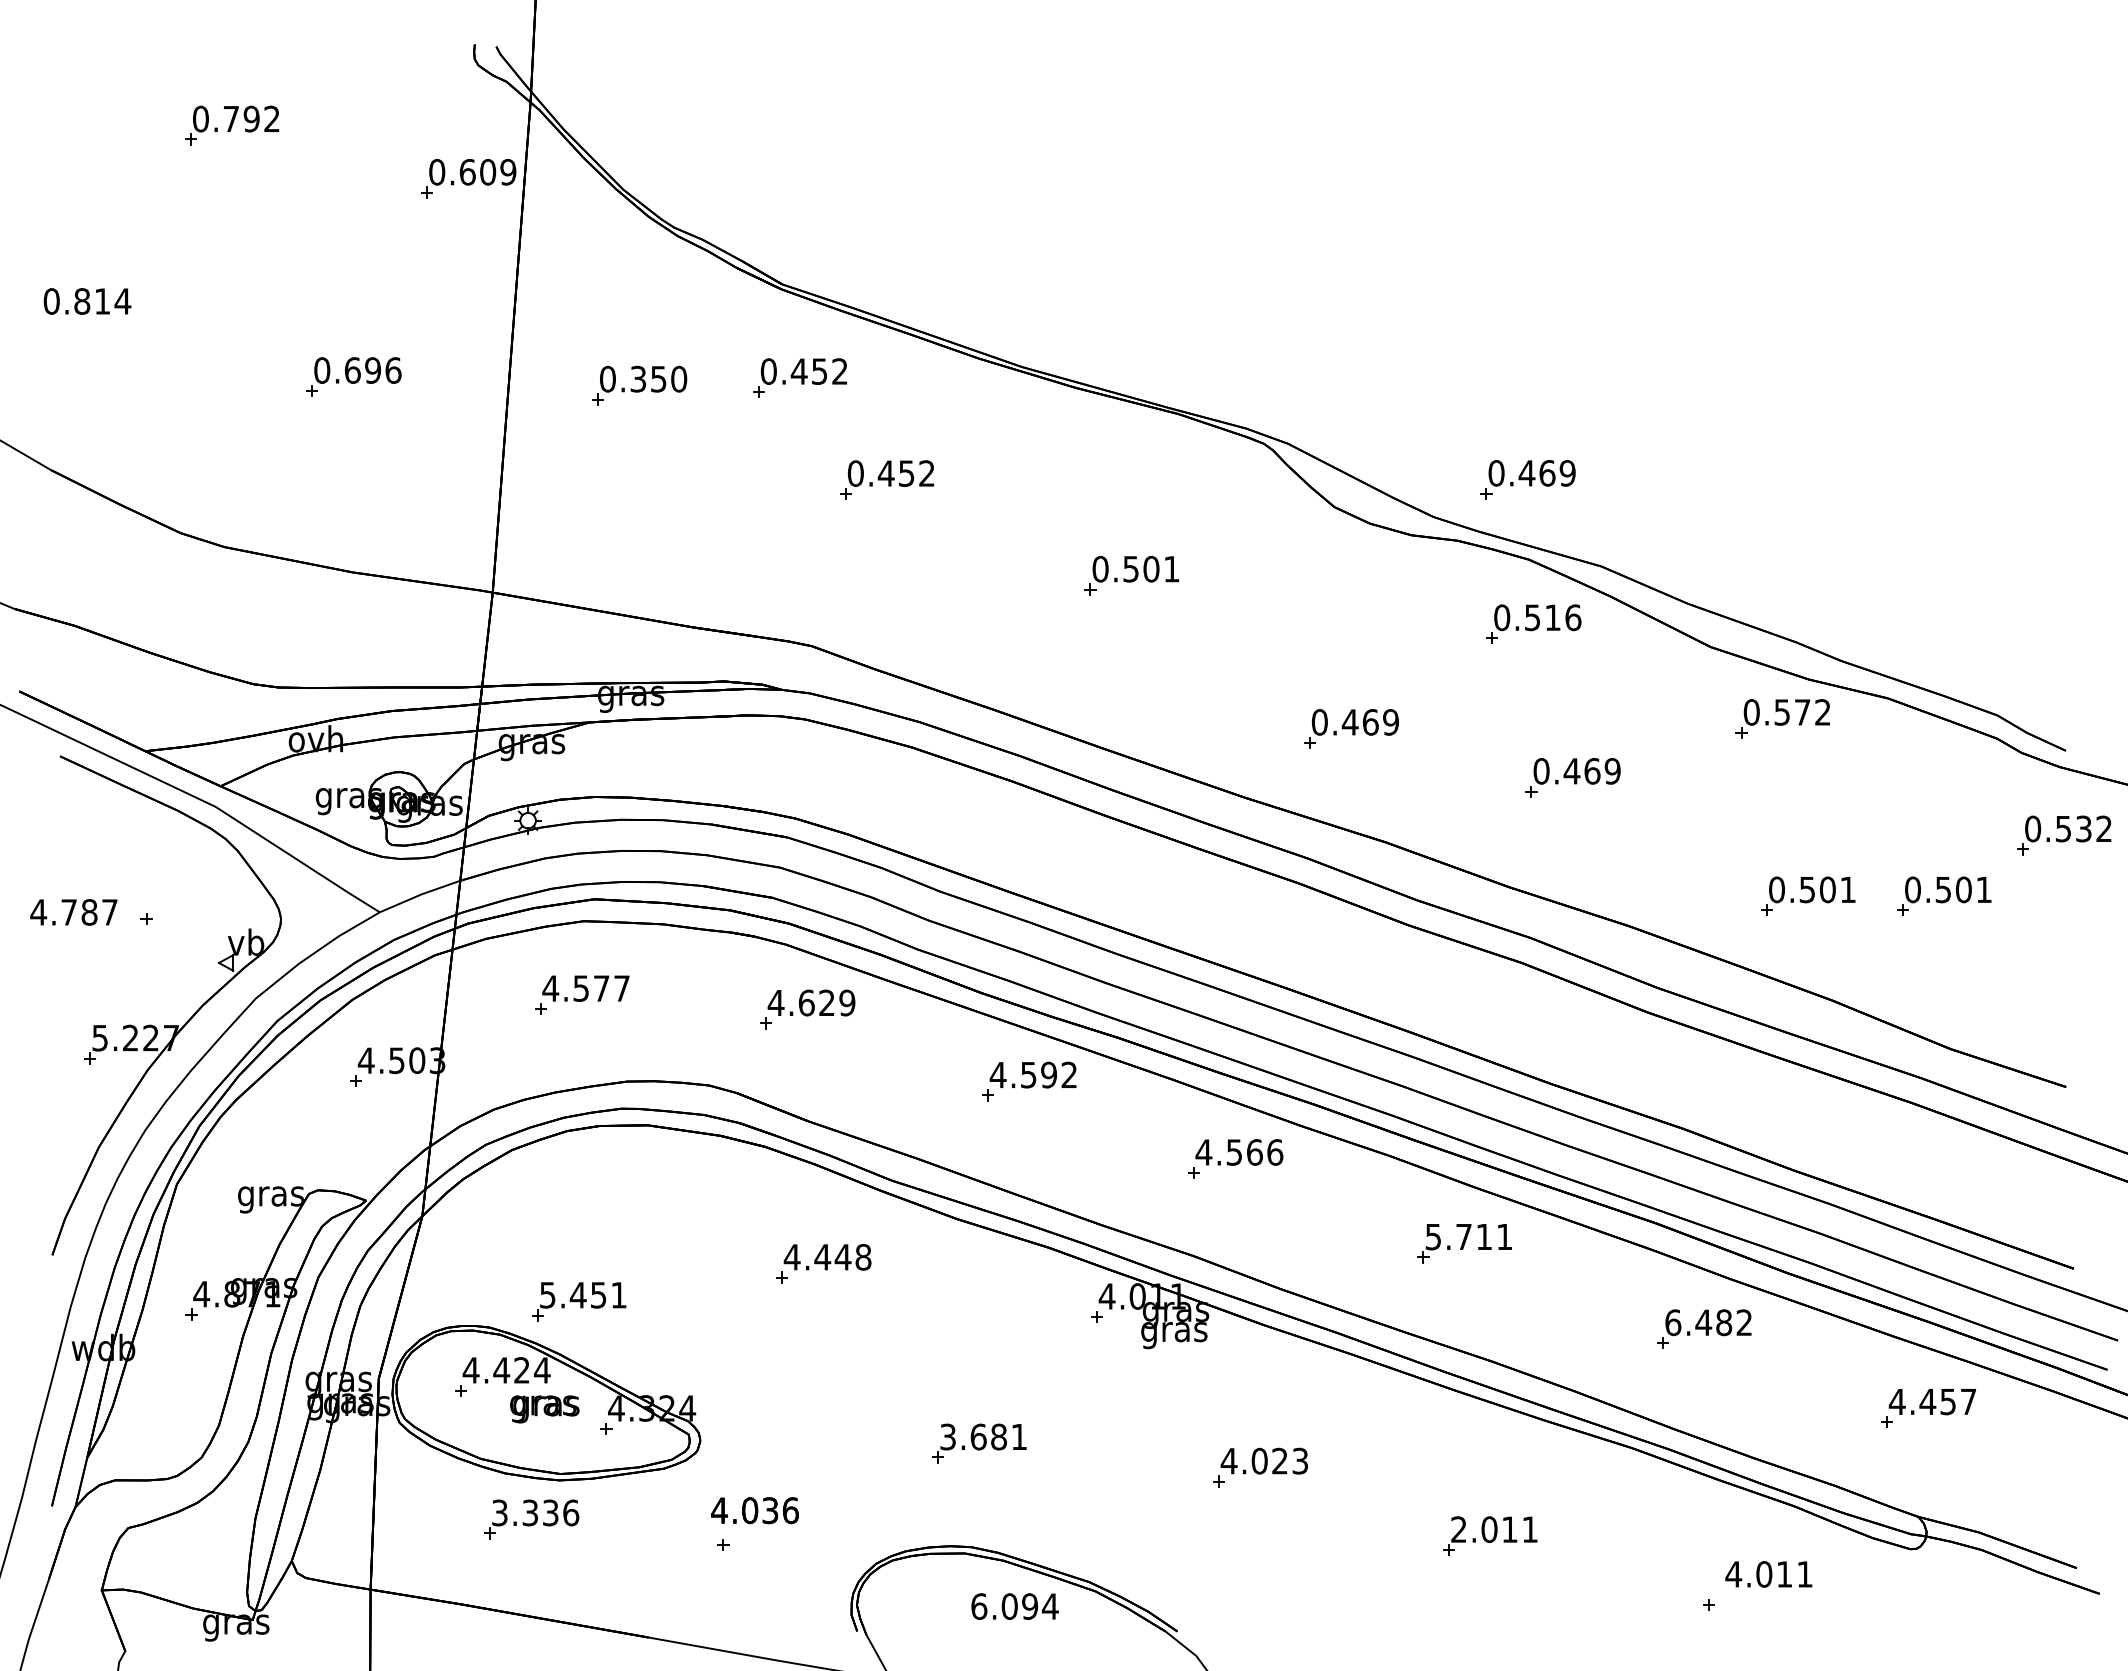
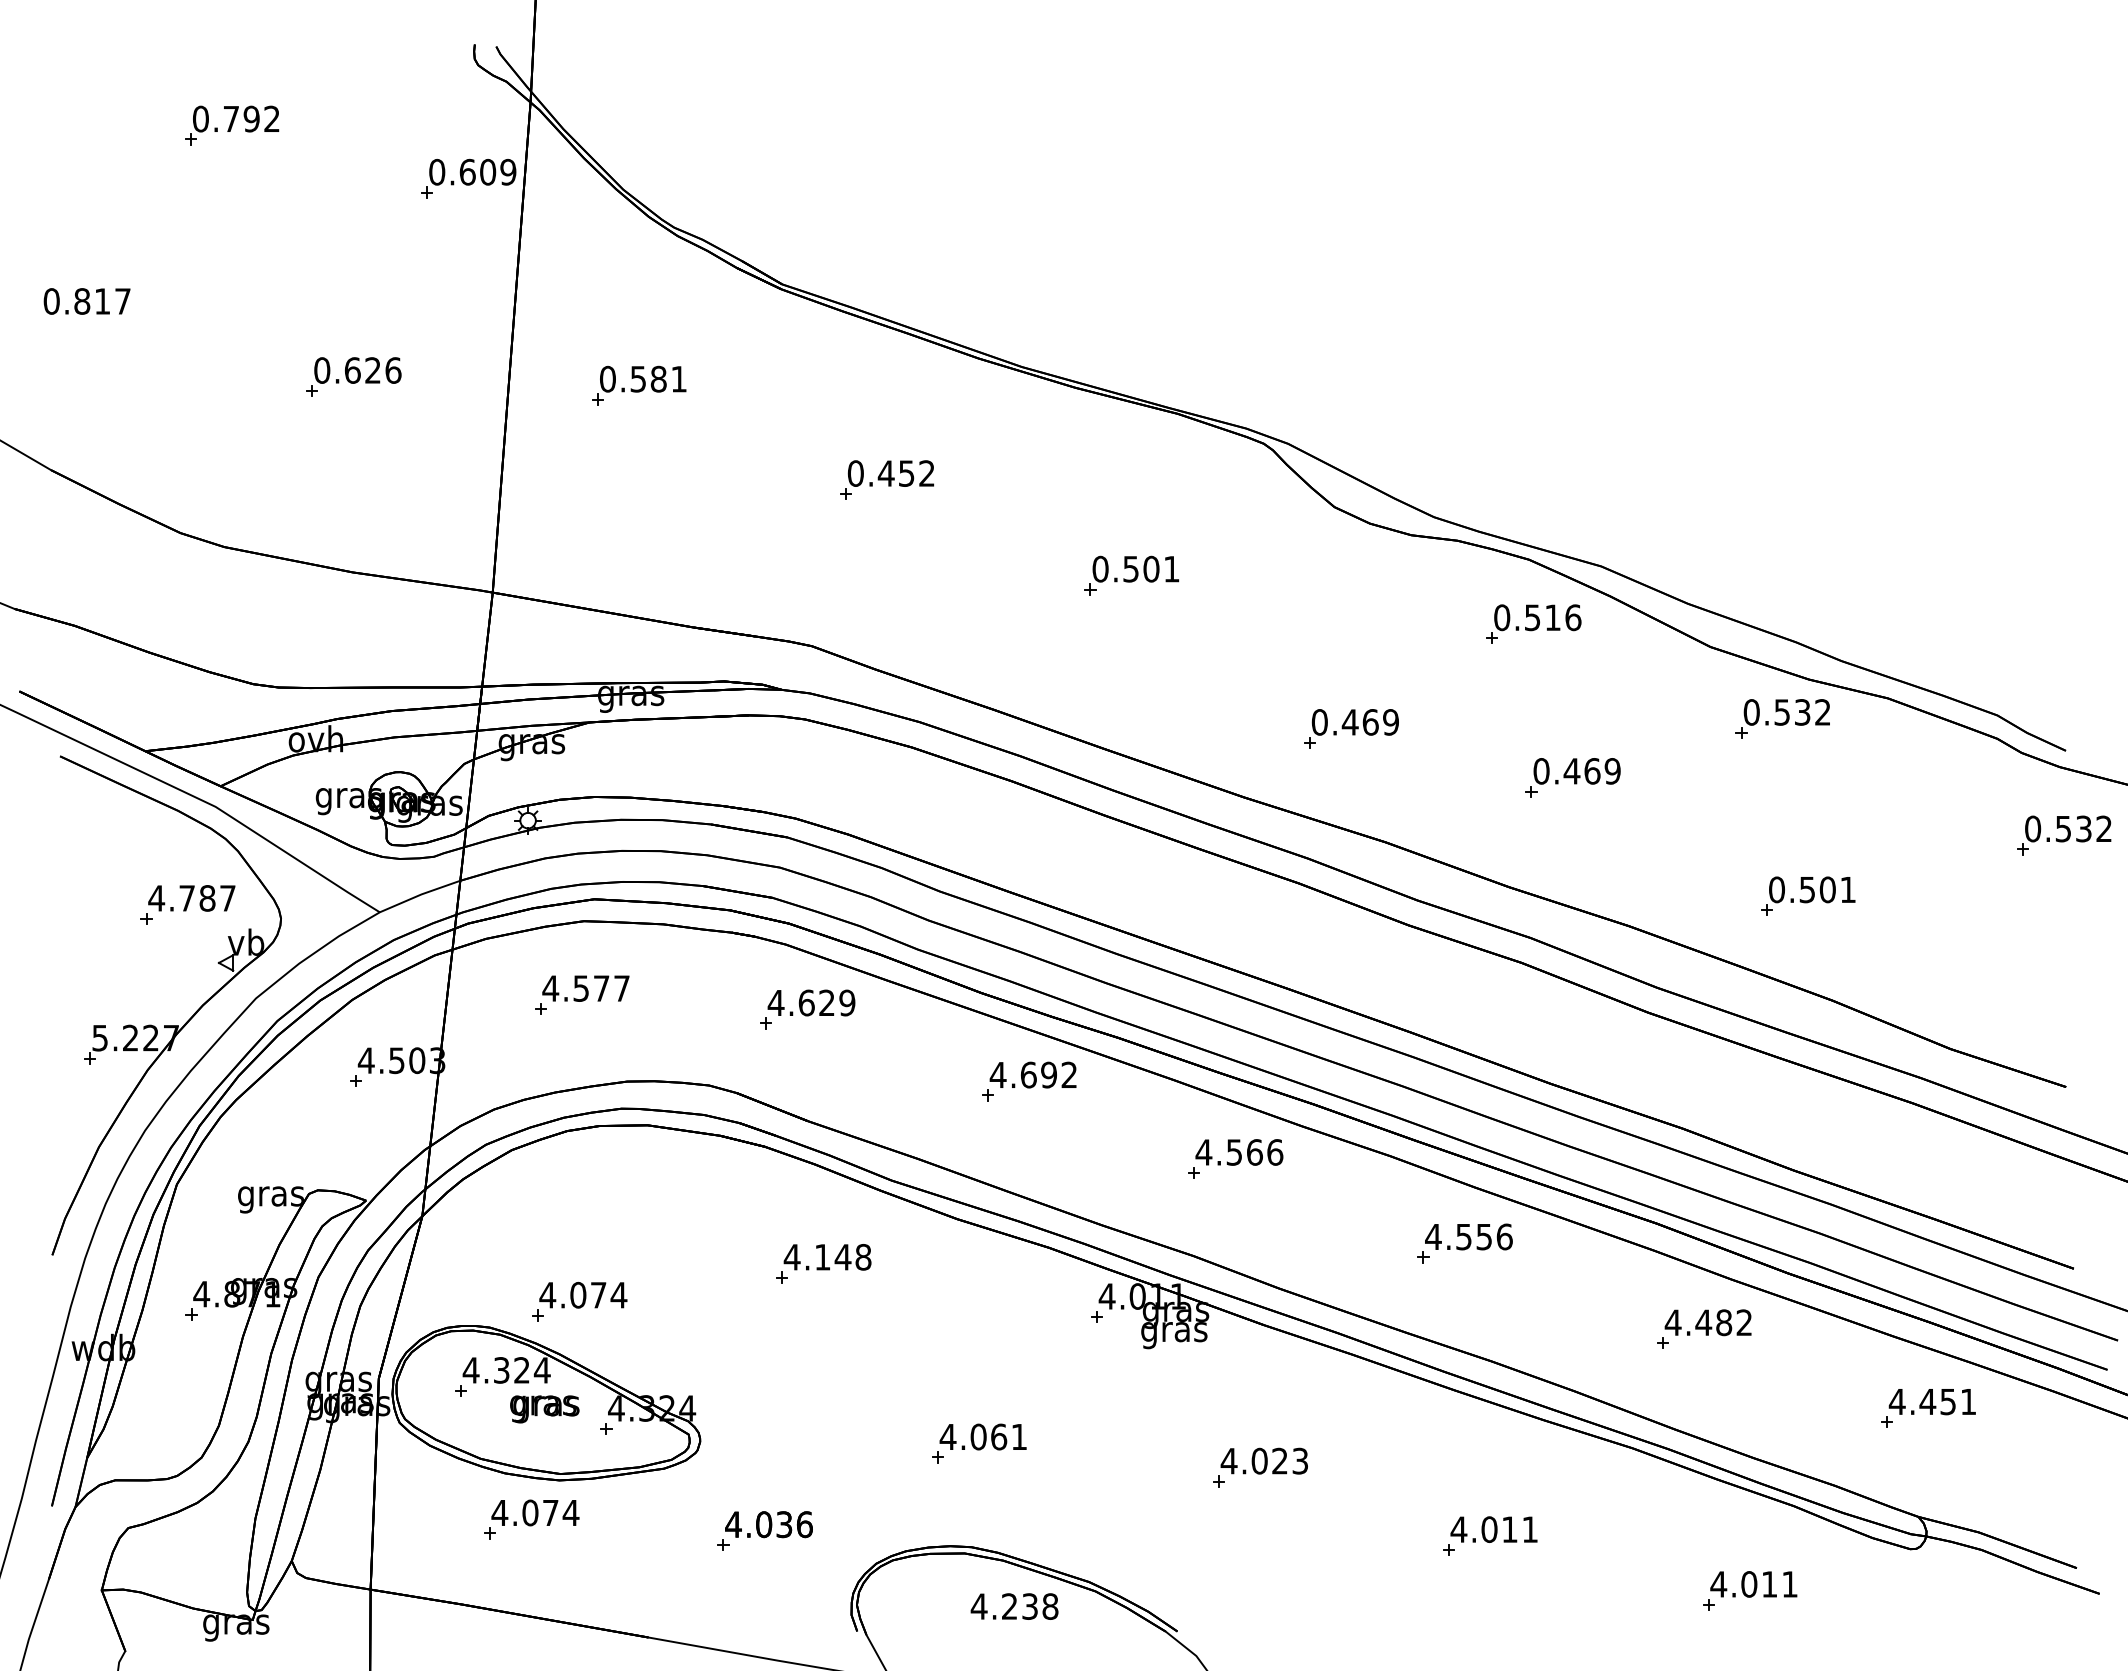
text: 0.814 -> 0.817 (122, 301)
text: 0.696 -> 0.626 (372, 370)
part: present -> none (799, 377)
text: 0.350 -> 0.581 (659, 378)
part: present -> none (1527, 479)
text: 0.572 -> 0.532 (1802, 712)
part: present -> none (1944, 895)
text position: (73, 912) -> (191, 898) (191, 898)
text: 4.592 -> 4.692 (1028, 1074)
text: 5.711 -> 4.556 (1468, 1236)
text: 4.448 -> 4.148 (822, 1257)
text: 5.451 -> 4.074 (583, 1294)
text: 6.482 -> 4.482 (1672, 1322)
text: 4.424 -> 4.324 (501, 1370)
text: 4.457 -> 4.451 (1968, 1401)
text: 3.681 -> 4.061 (973, 1436)
text position: (754, 1510) -> (768, 1524) (768, 1524)
text: 3.336 -> 4.074 (535, 1512)
text: 2.011 -> 4.011 (1458, 1529)
text position: (1768, 1574) -> (1753, 1584) (1753, 1584)
text: 6.094 -> 4.238 (1014, 1606)
